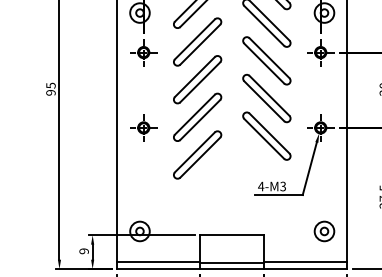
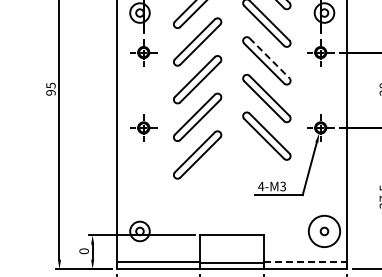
line: solid -> dashed (269, 58)
circle diameter: 20 px -> 31 px (324, 231)
text: 9 -> 0 (83, 251)
line: solid -> dashed (306, 262)
